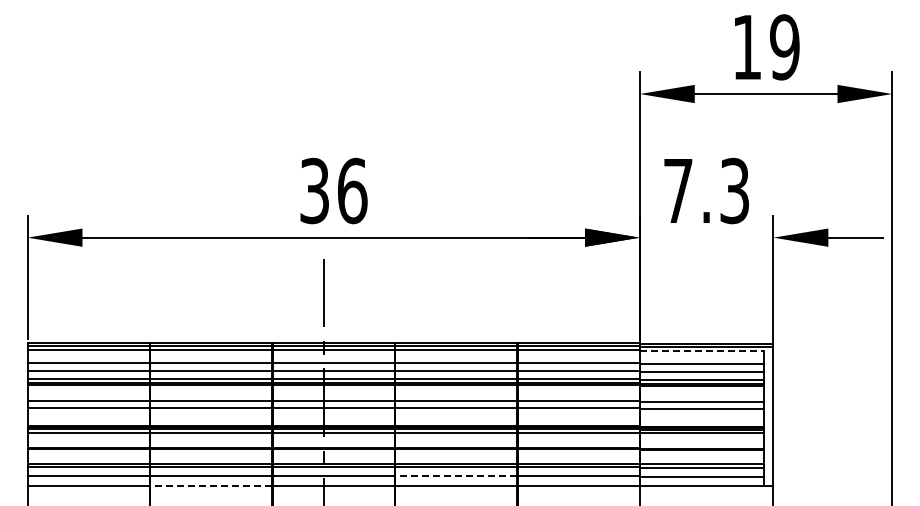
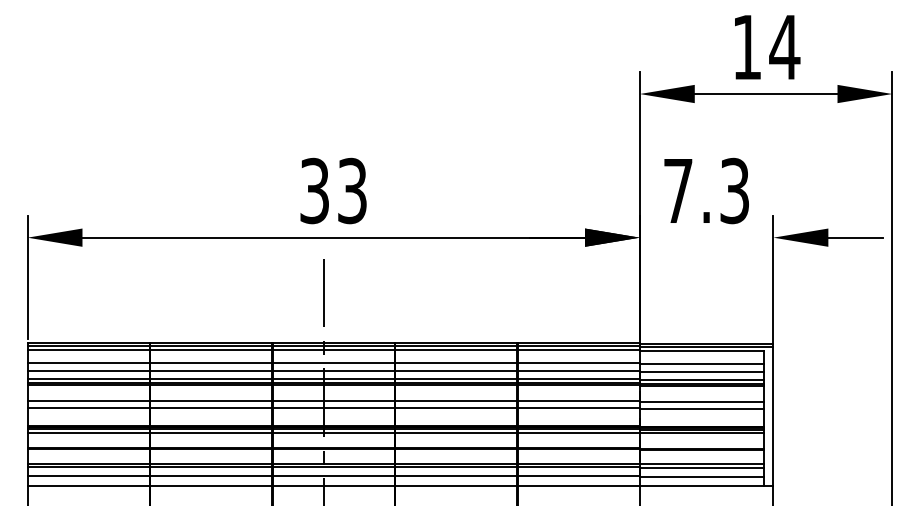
text: 19 -> 14 (784, 47)
text: 36 -> 33 (352, 190)
line: dashed -> solid (702, 351)
line: dashed -> solid (456, 475)
line: dashed -> solid (211, 485)
